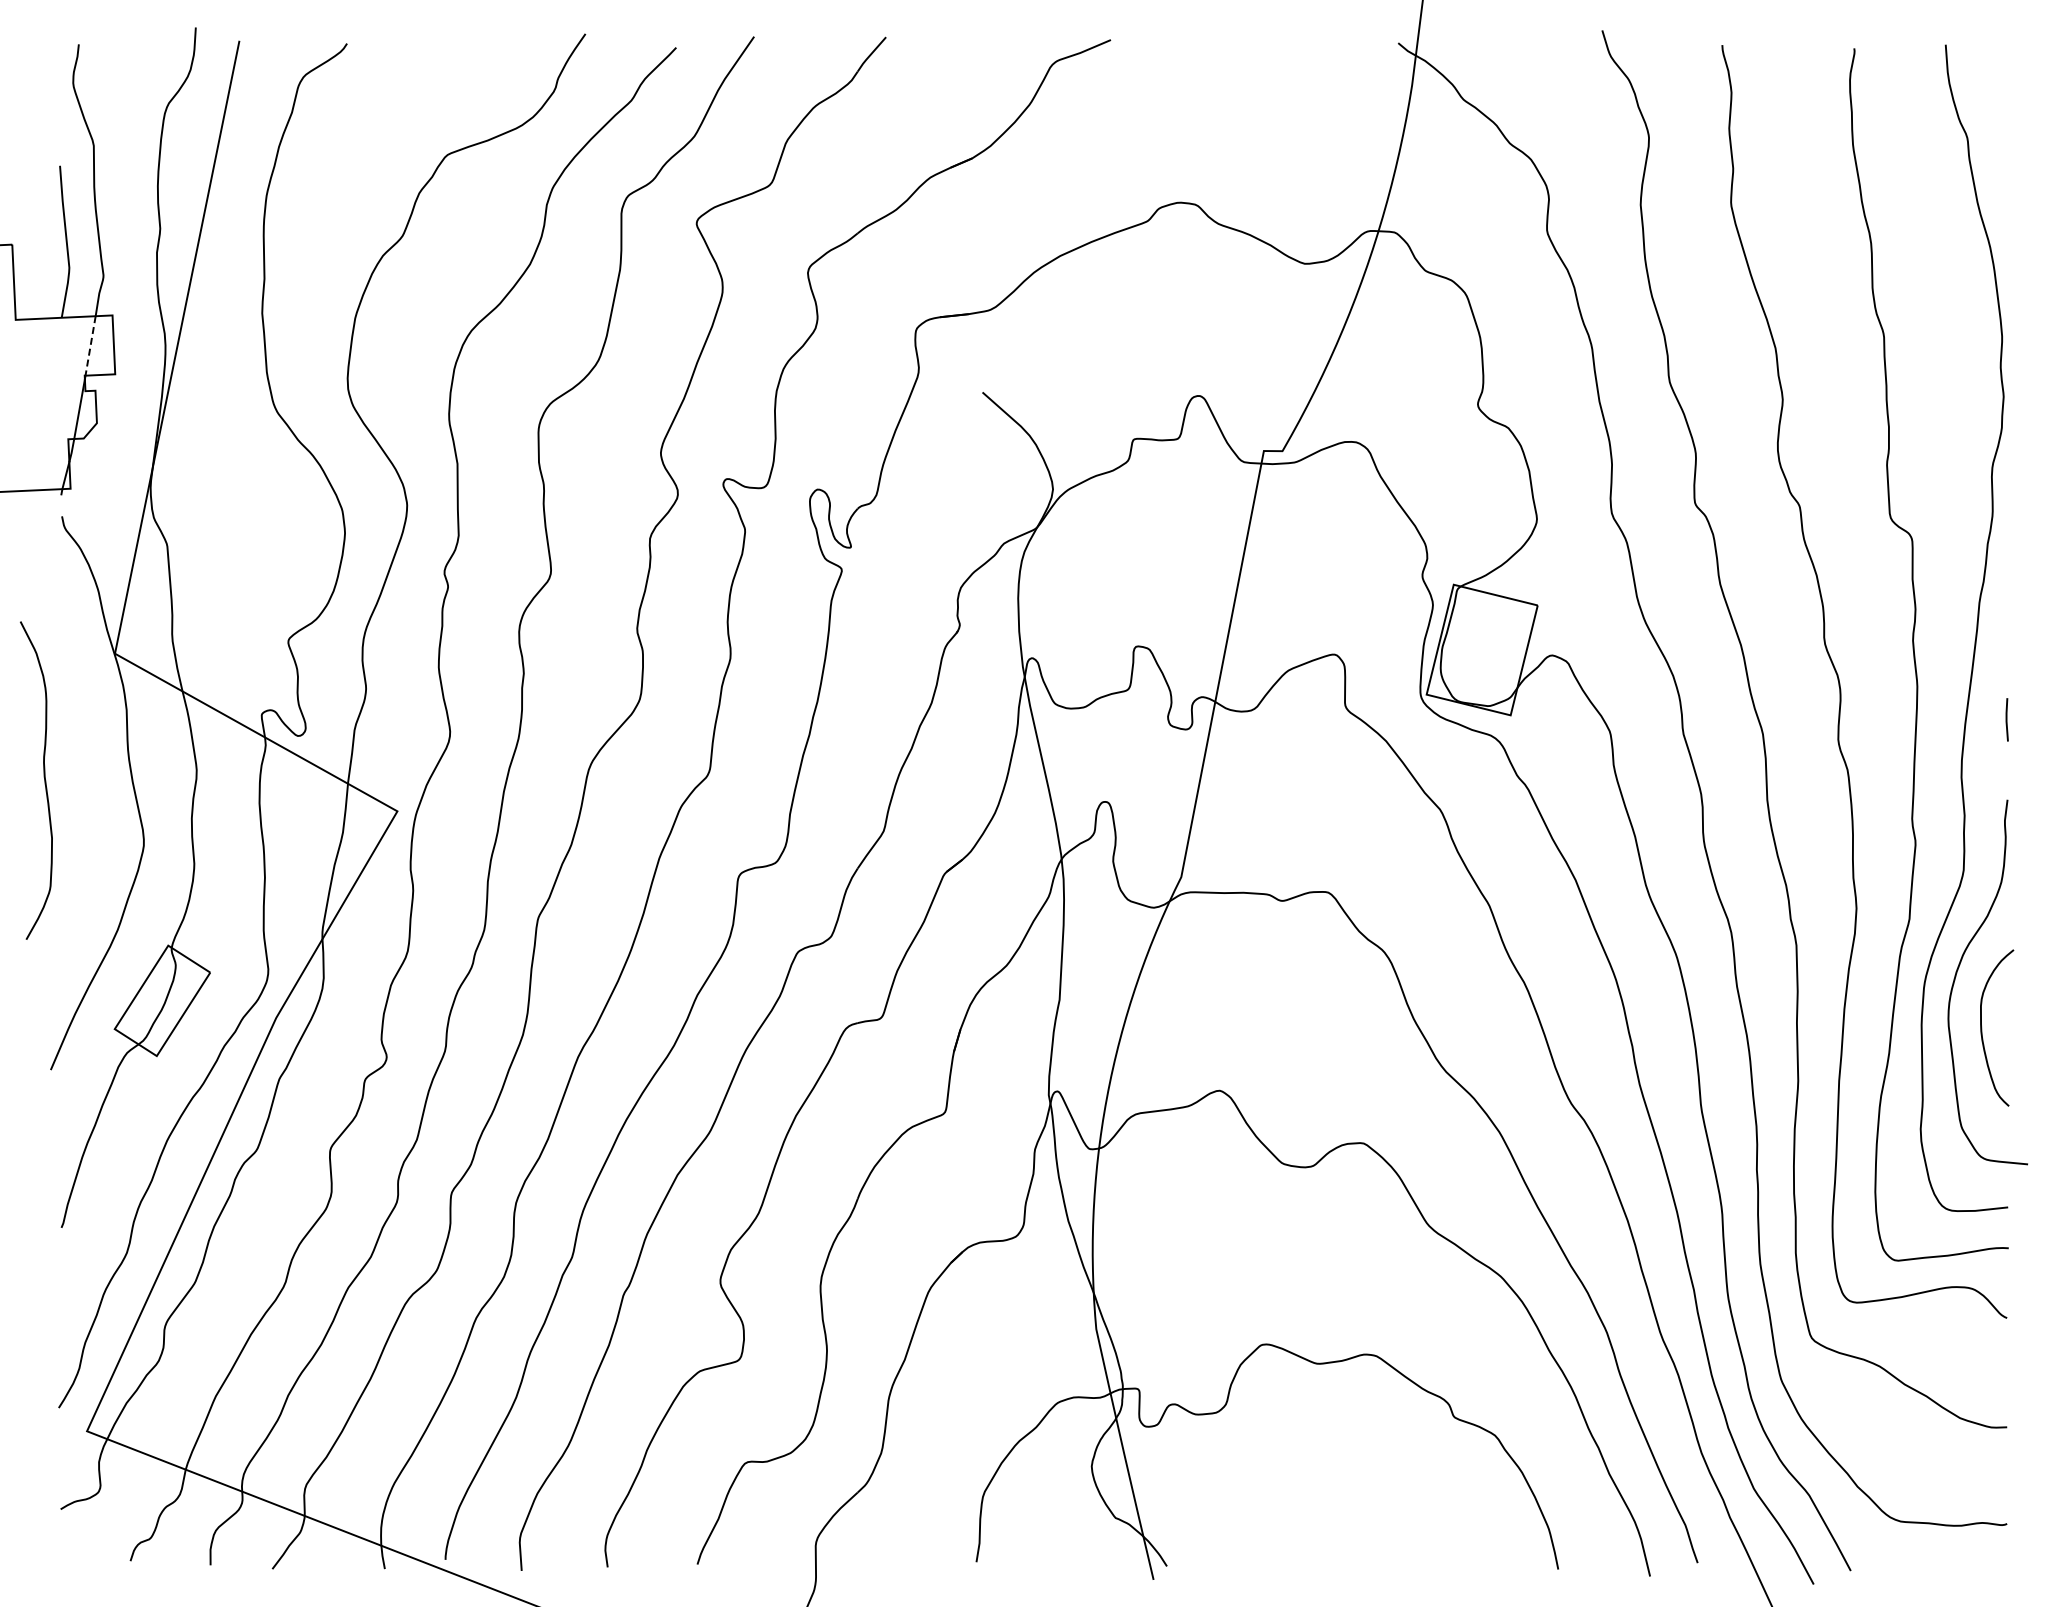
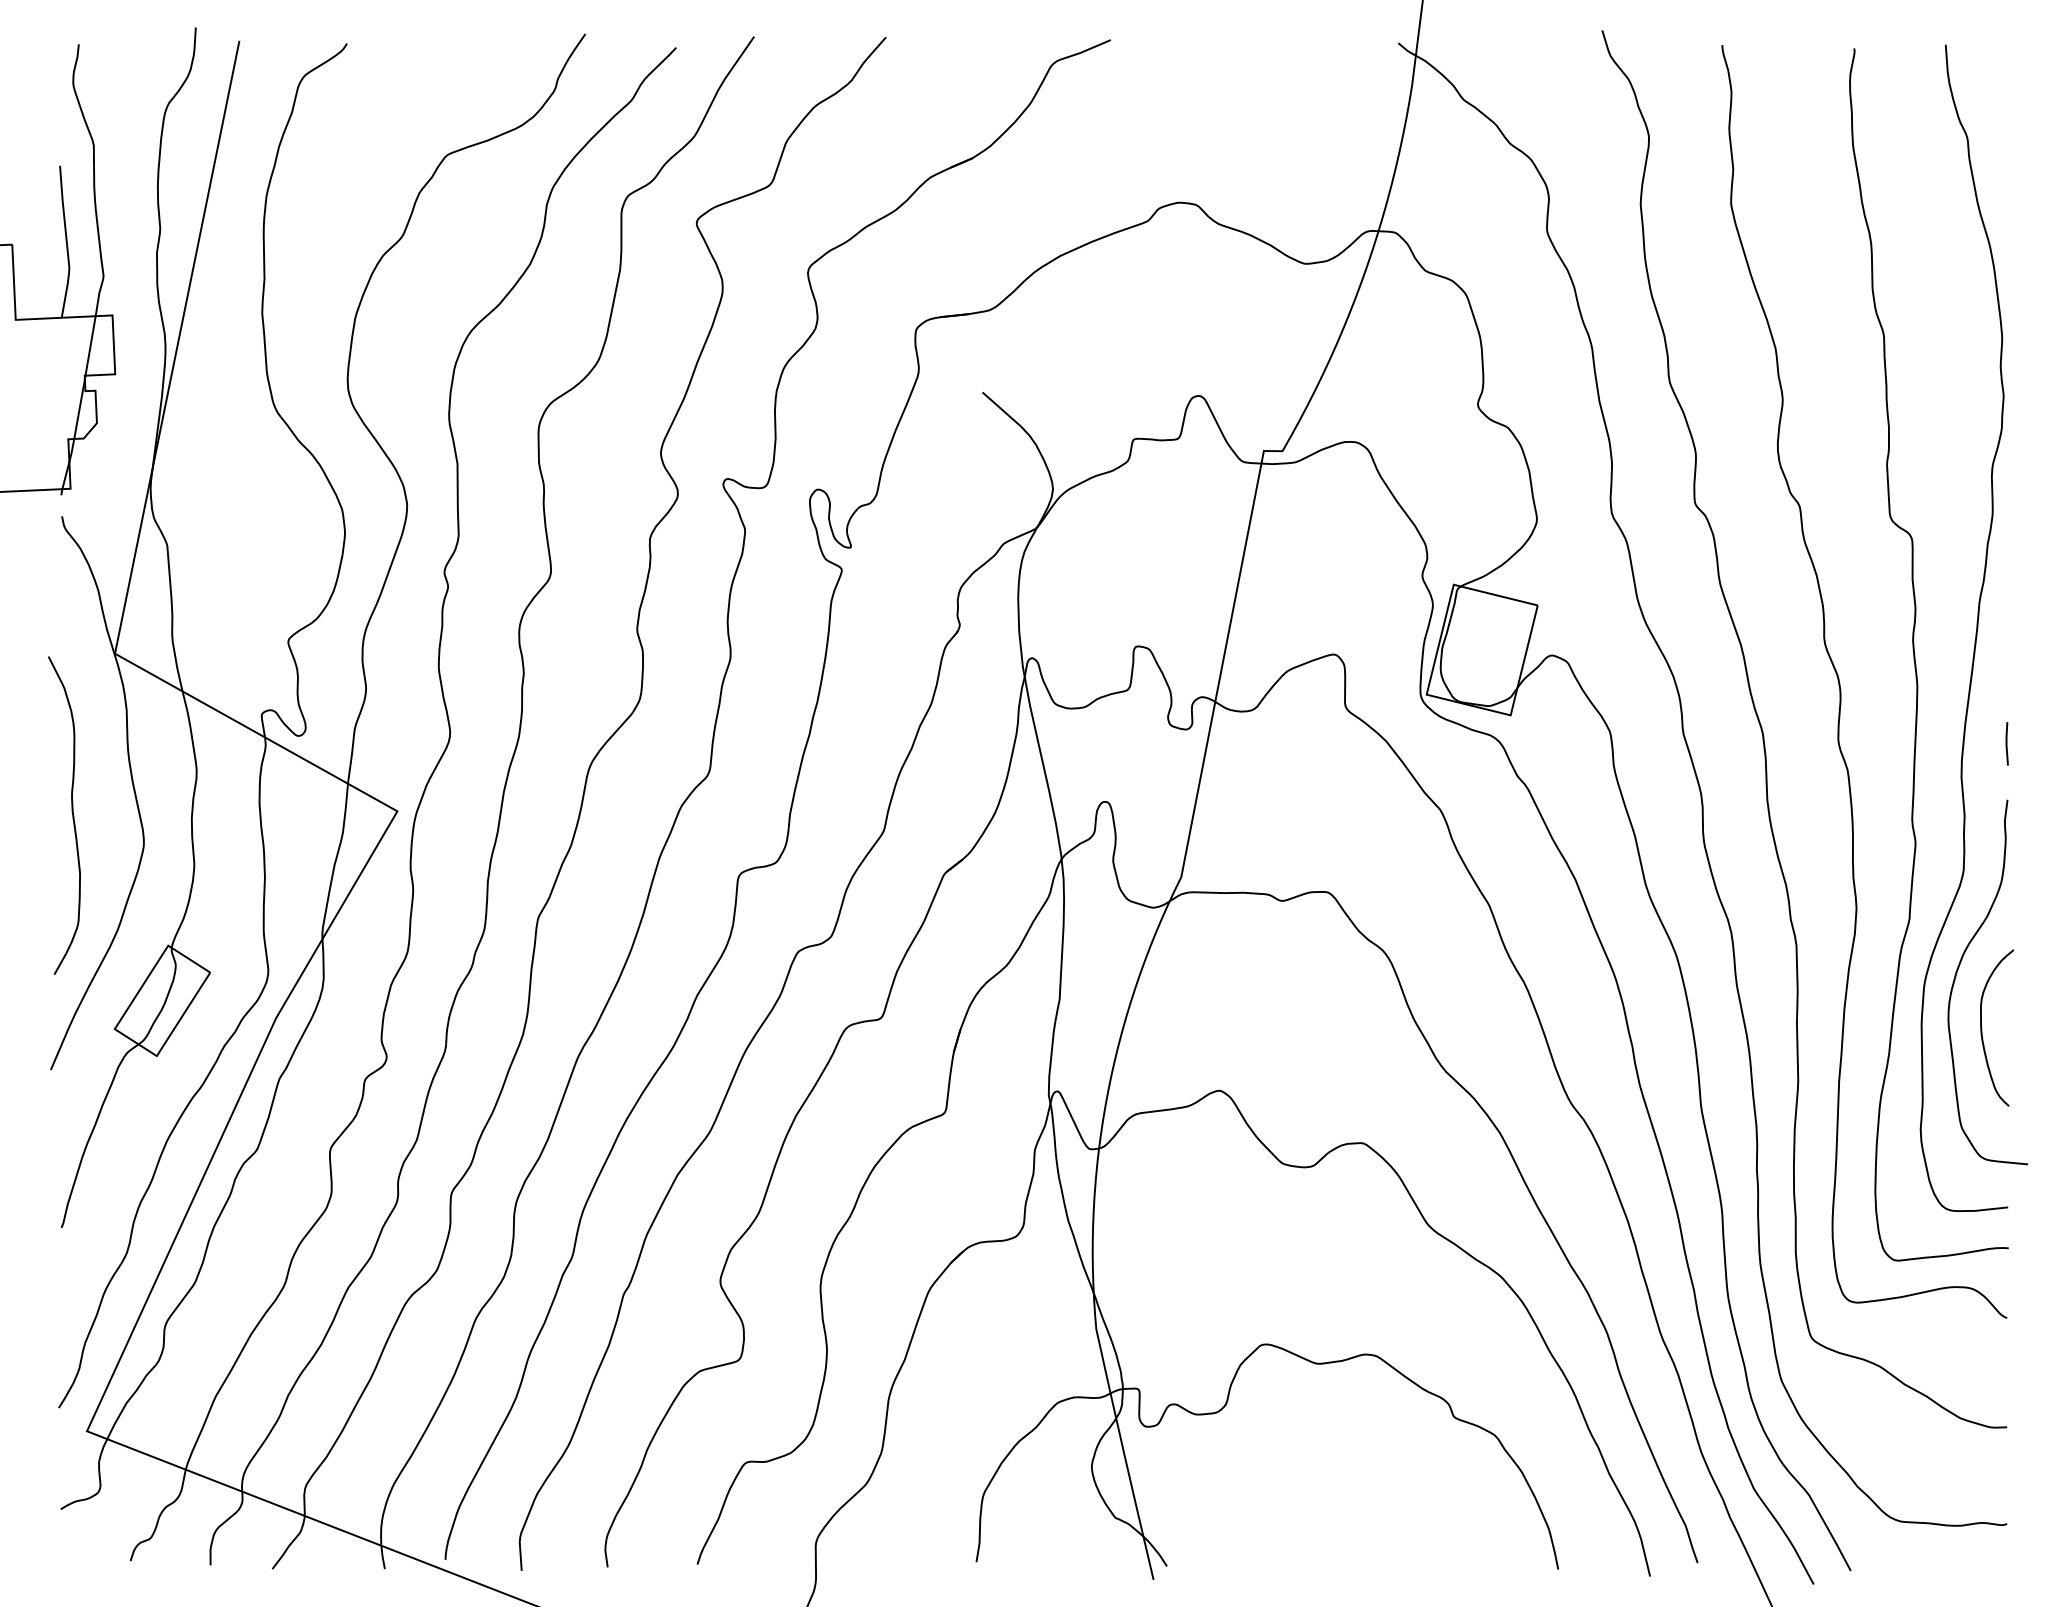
line: dashed -> solid (90, 346)
line position: (2006, 719) -> (2006, 743) (2006, 743)
curve position: (43, 777) -> (71, 812) (71, 812)
